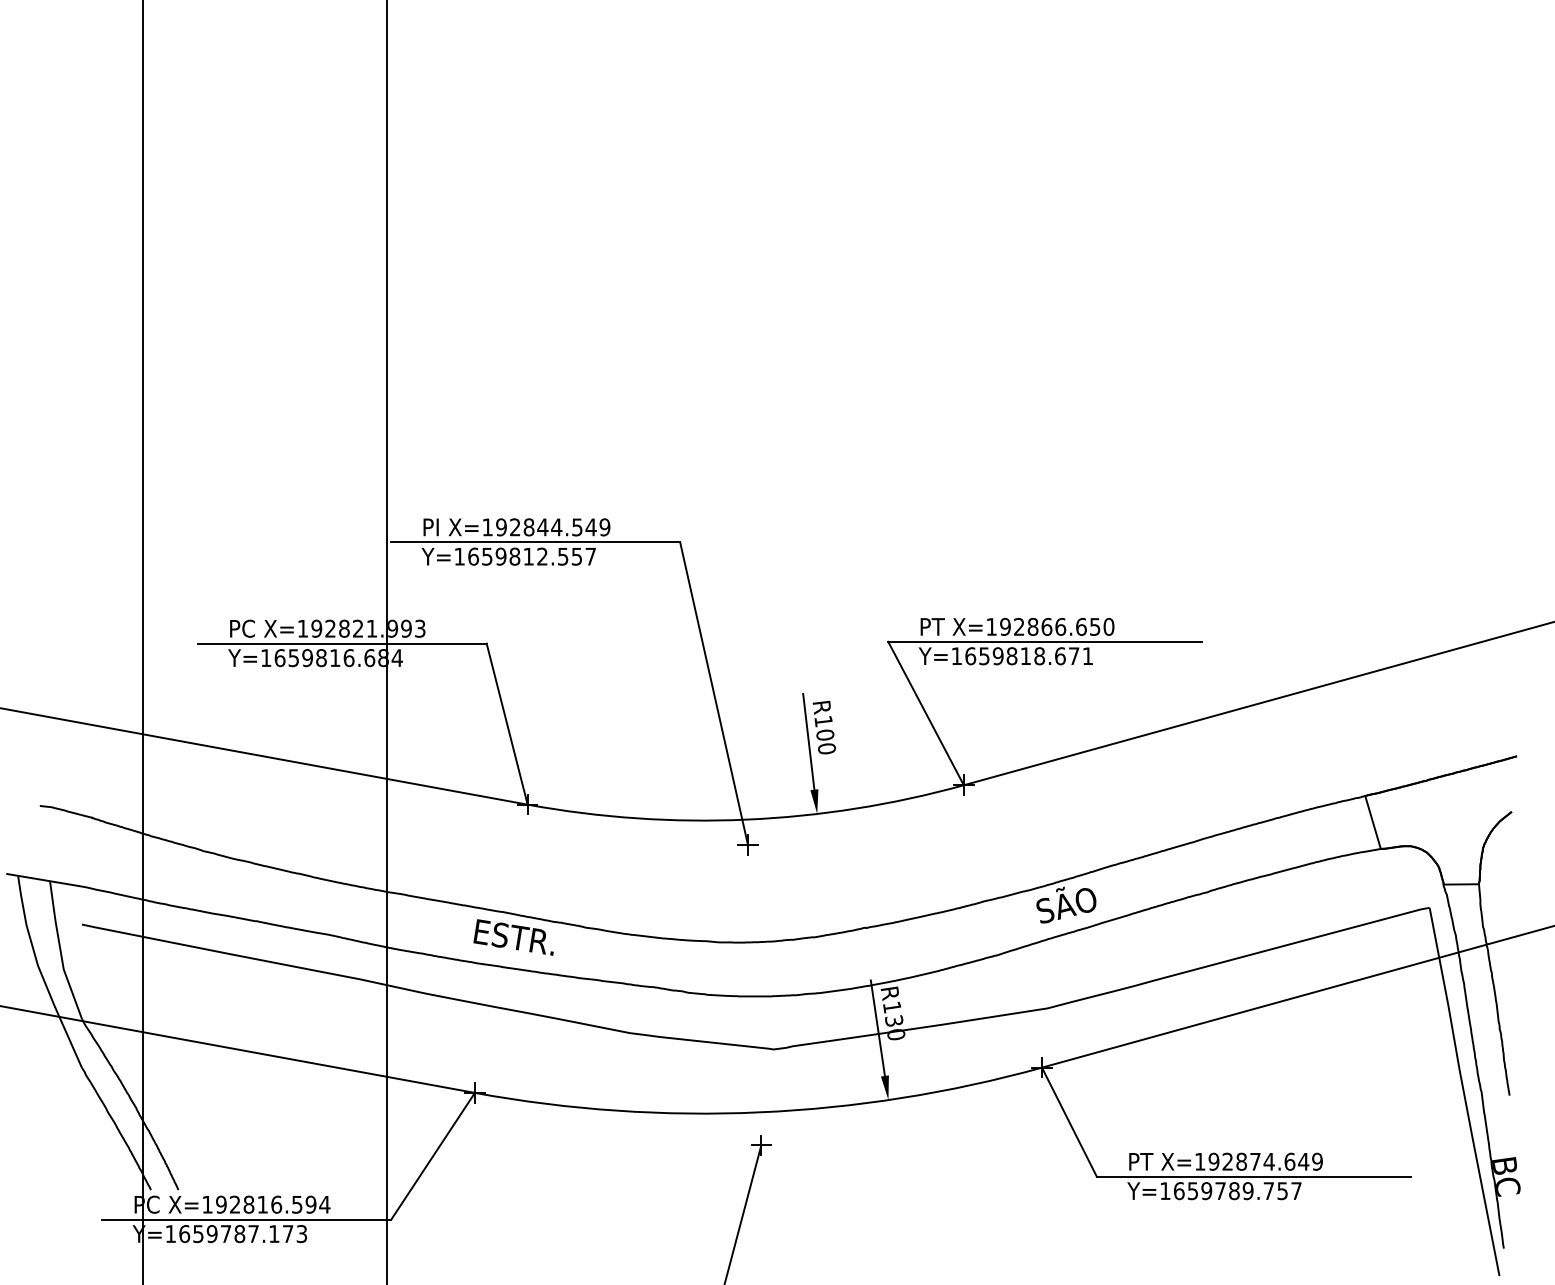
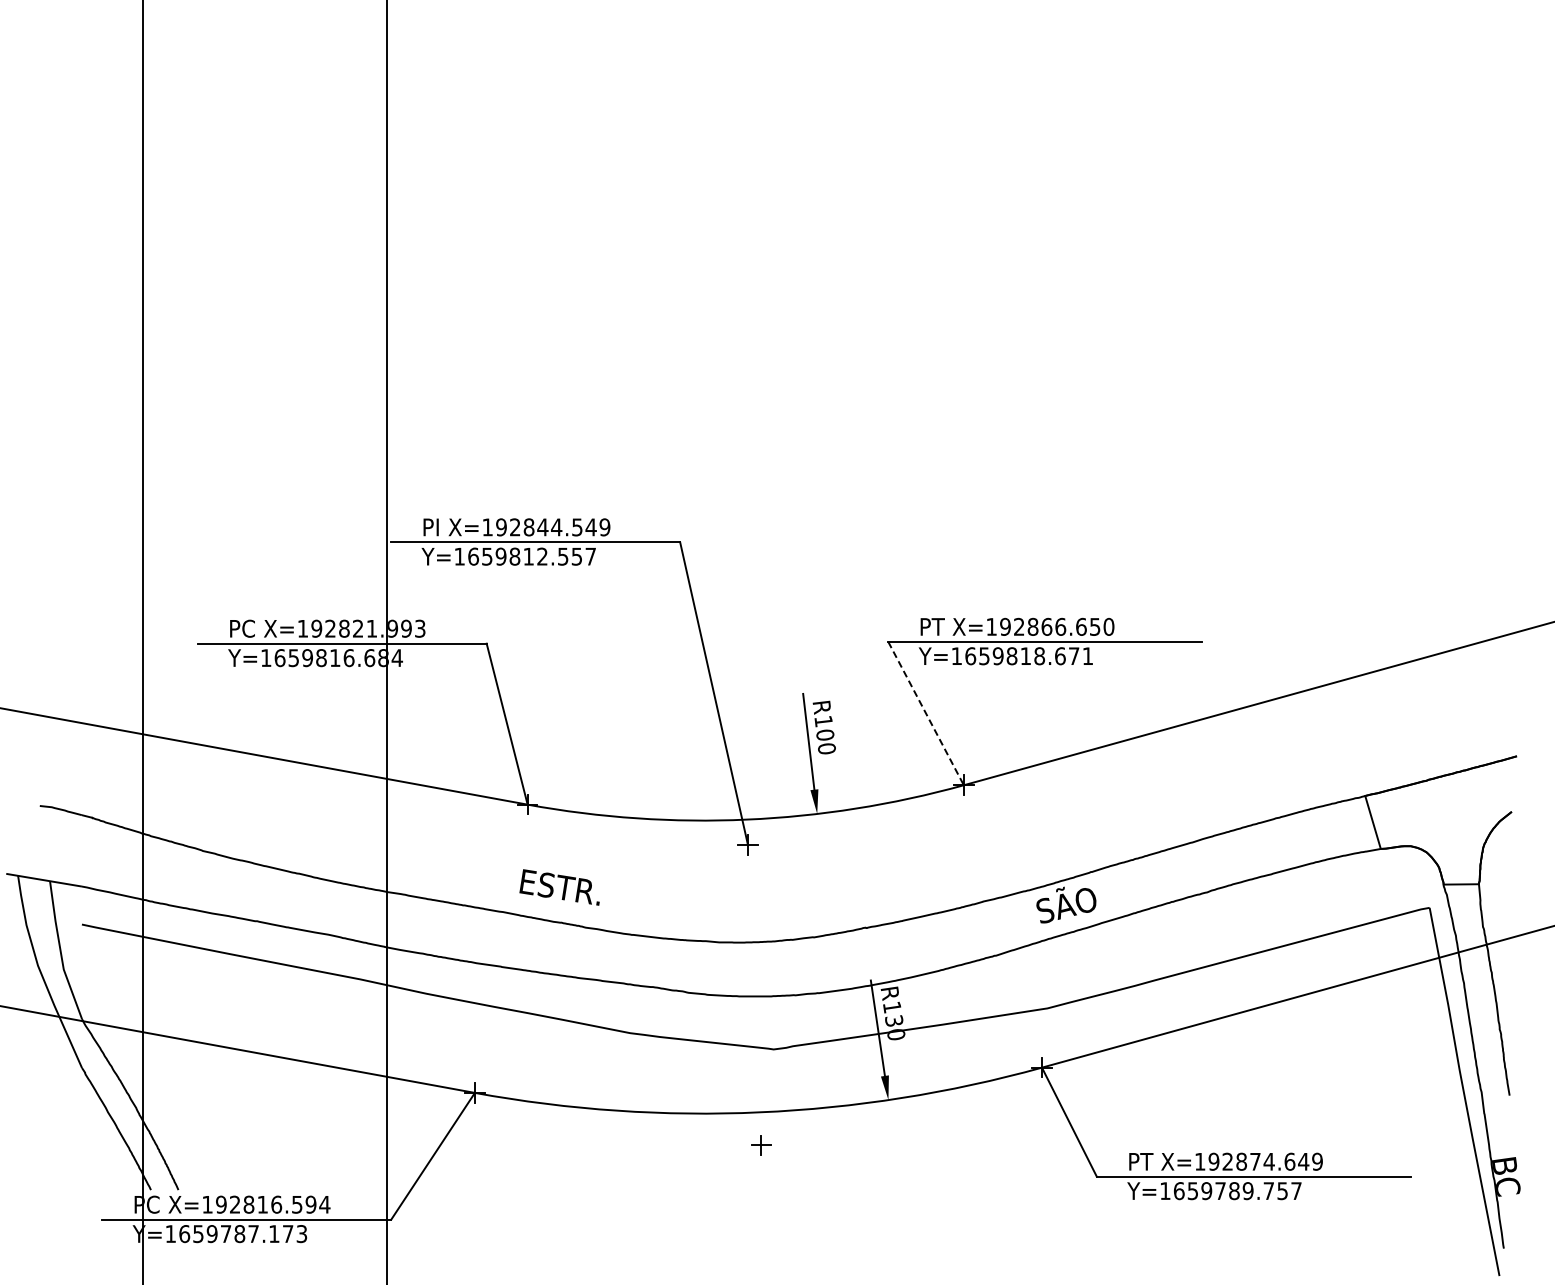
line: solid -> dashed (926, 713)
text position: (513, 937) -> (559, 887) (559, 887)
line: present -> none (743, 1213)
